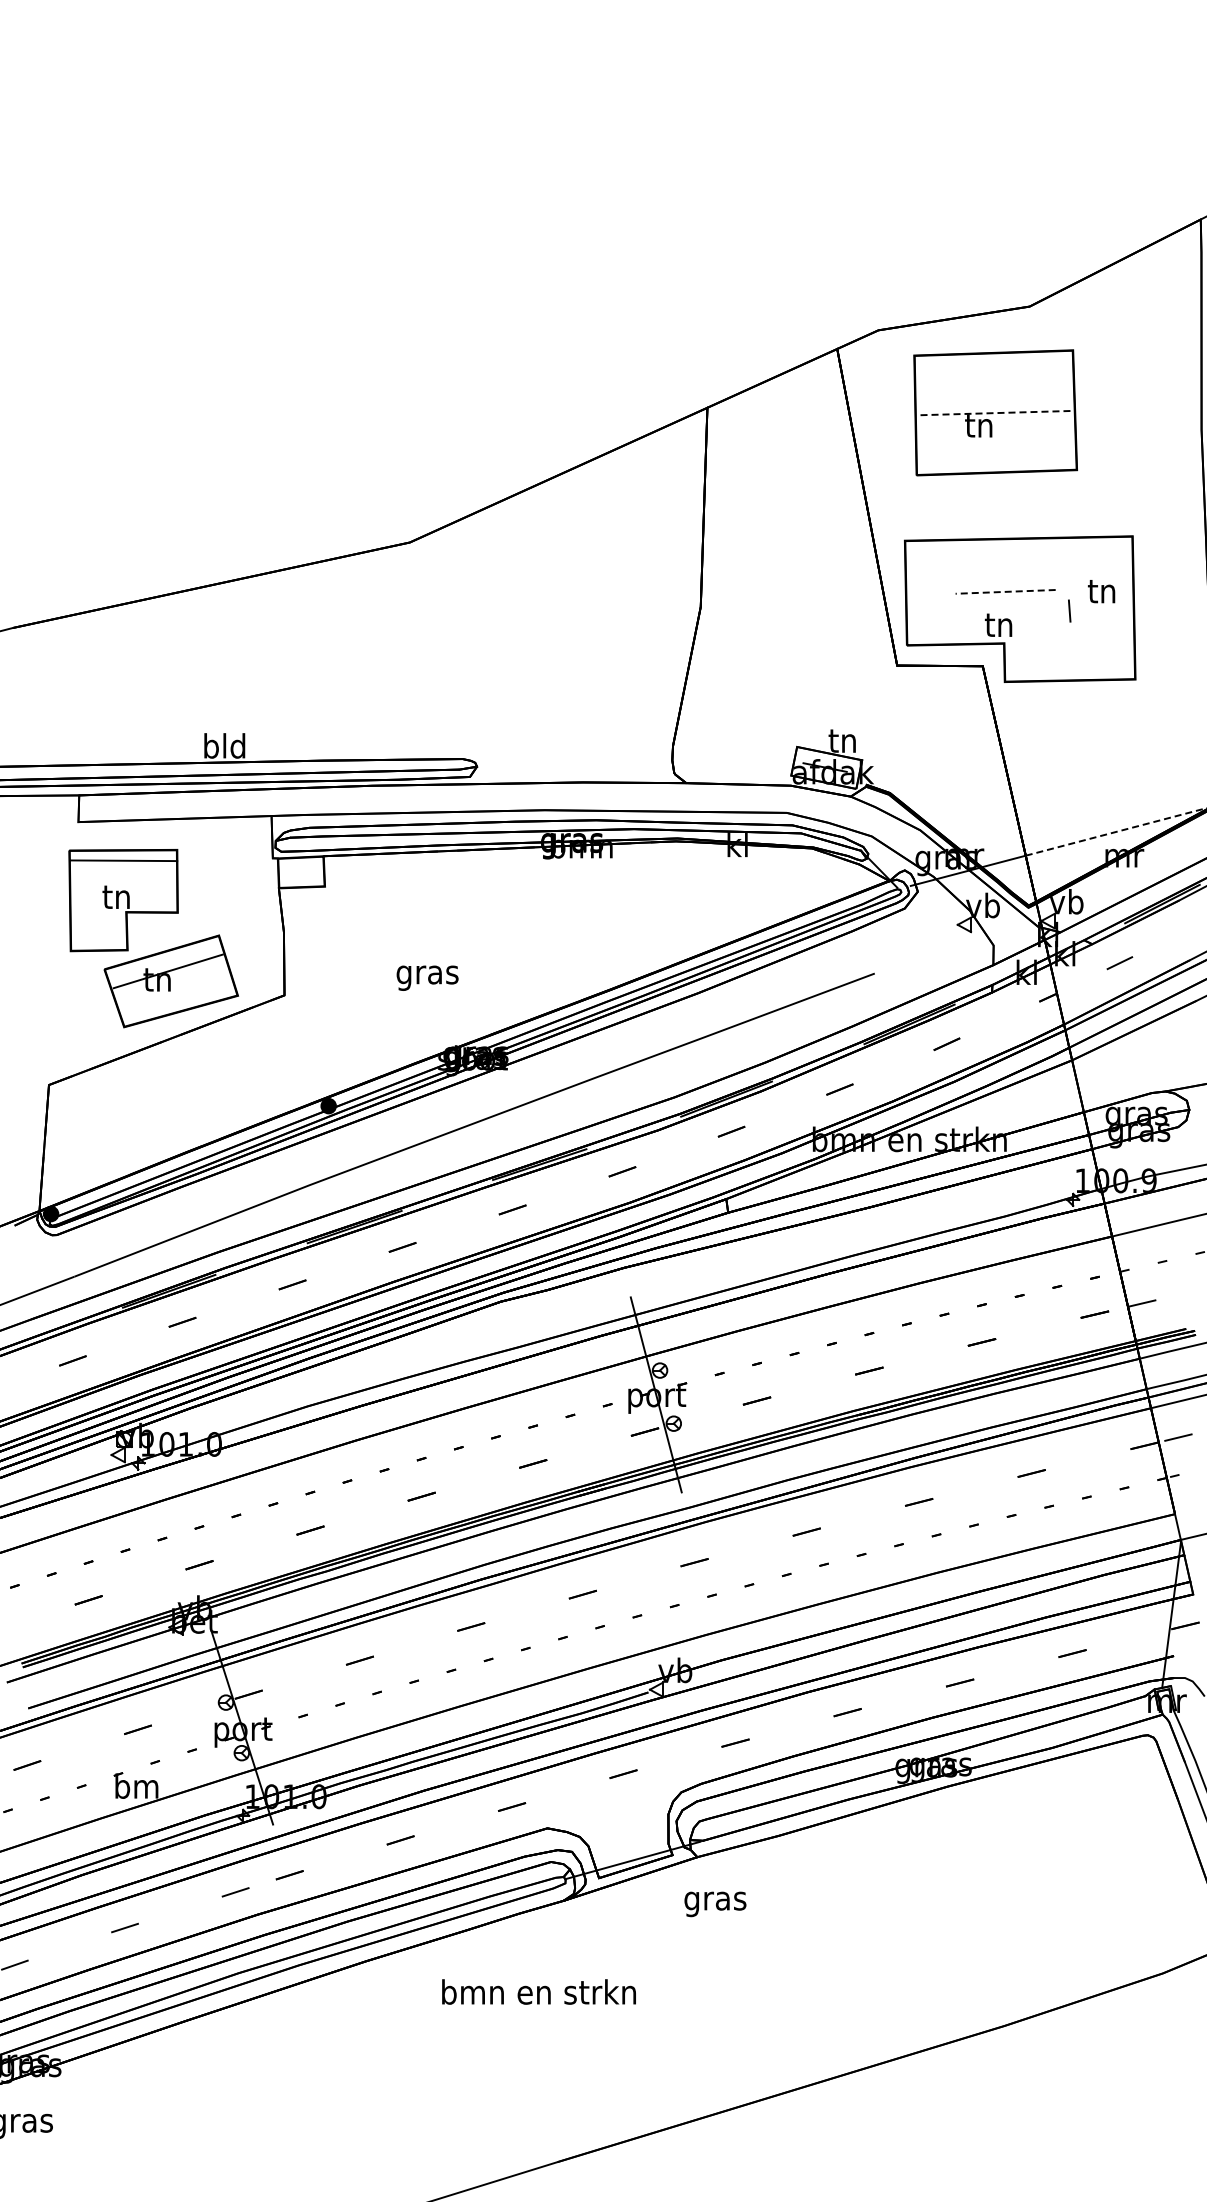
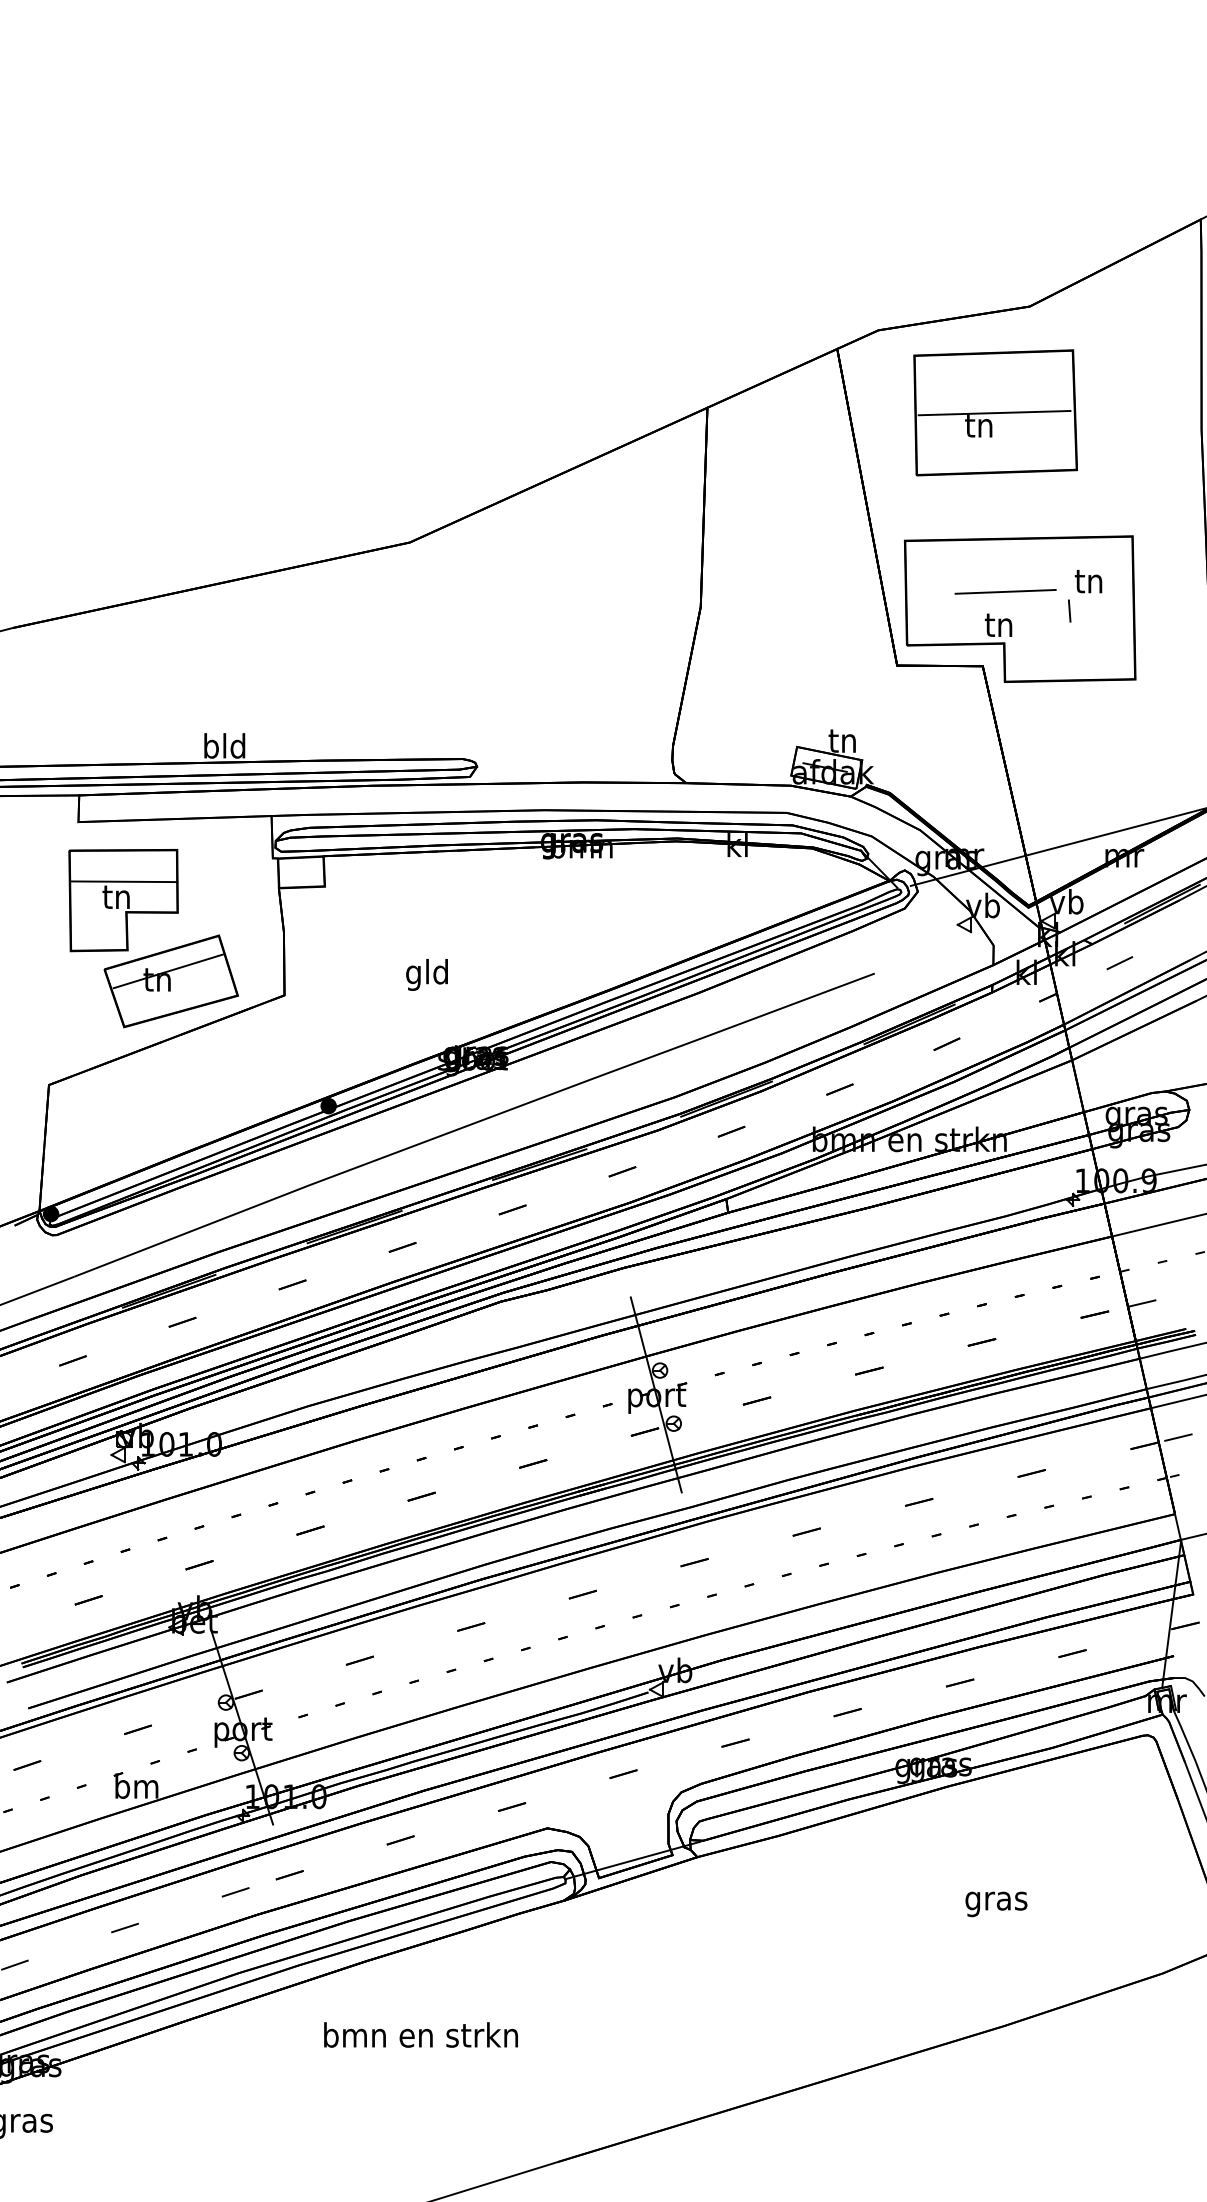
line: dashed -> solid (994, 413)
line: dashed -> solid (1005, 591)
text position: (1101, 591) -> (1088, 581) (1088, 581)
line: dashed -> solid (1116, 831)
line position: (123, 860) -> (123, 881) (123, 881)
text: gras -> gld (427, 974)
text position: (715, 1904) -> (996, 1904) (996, 1904)
text position: (538, 1991) -> (420, 2034) (420, 2034)
